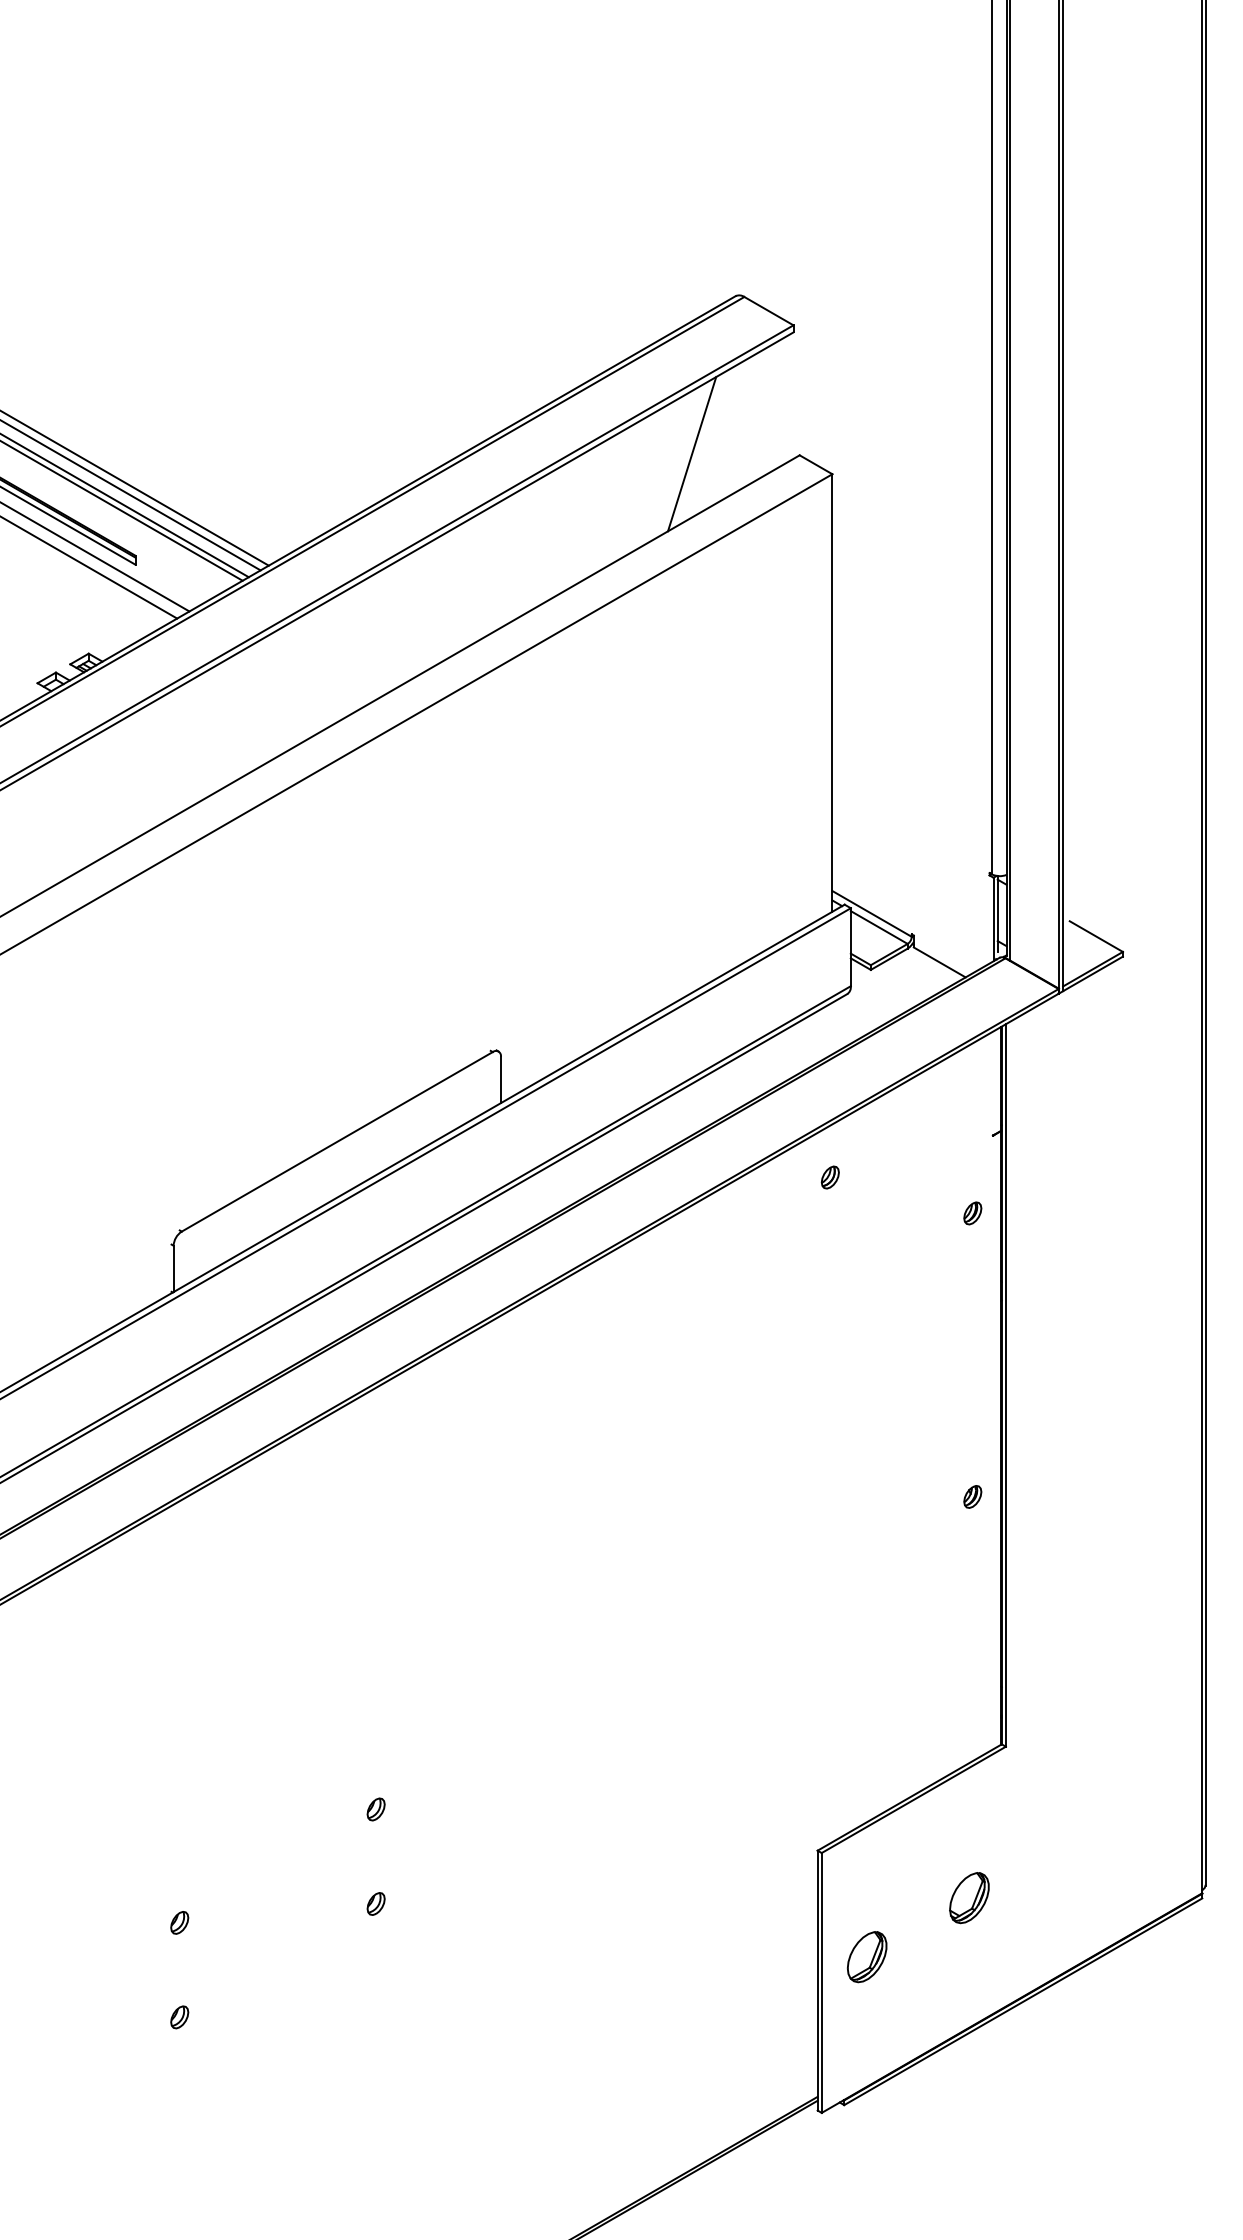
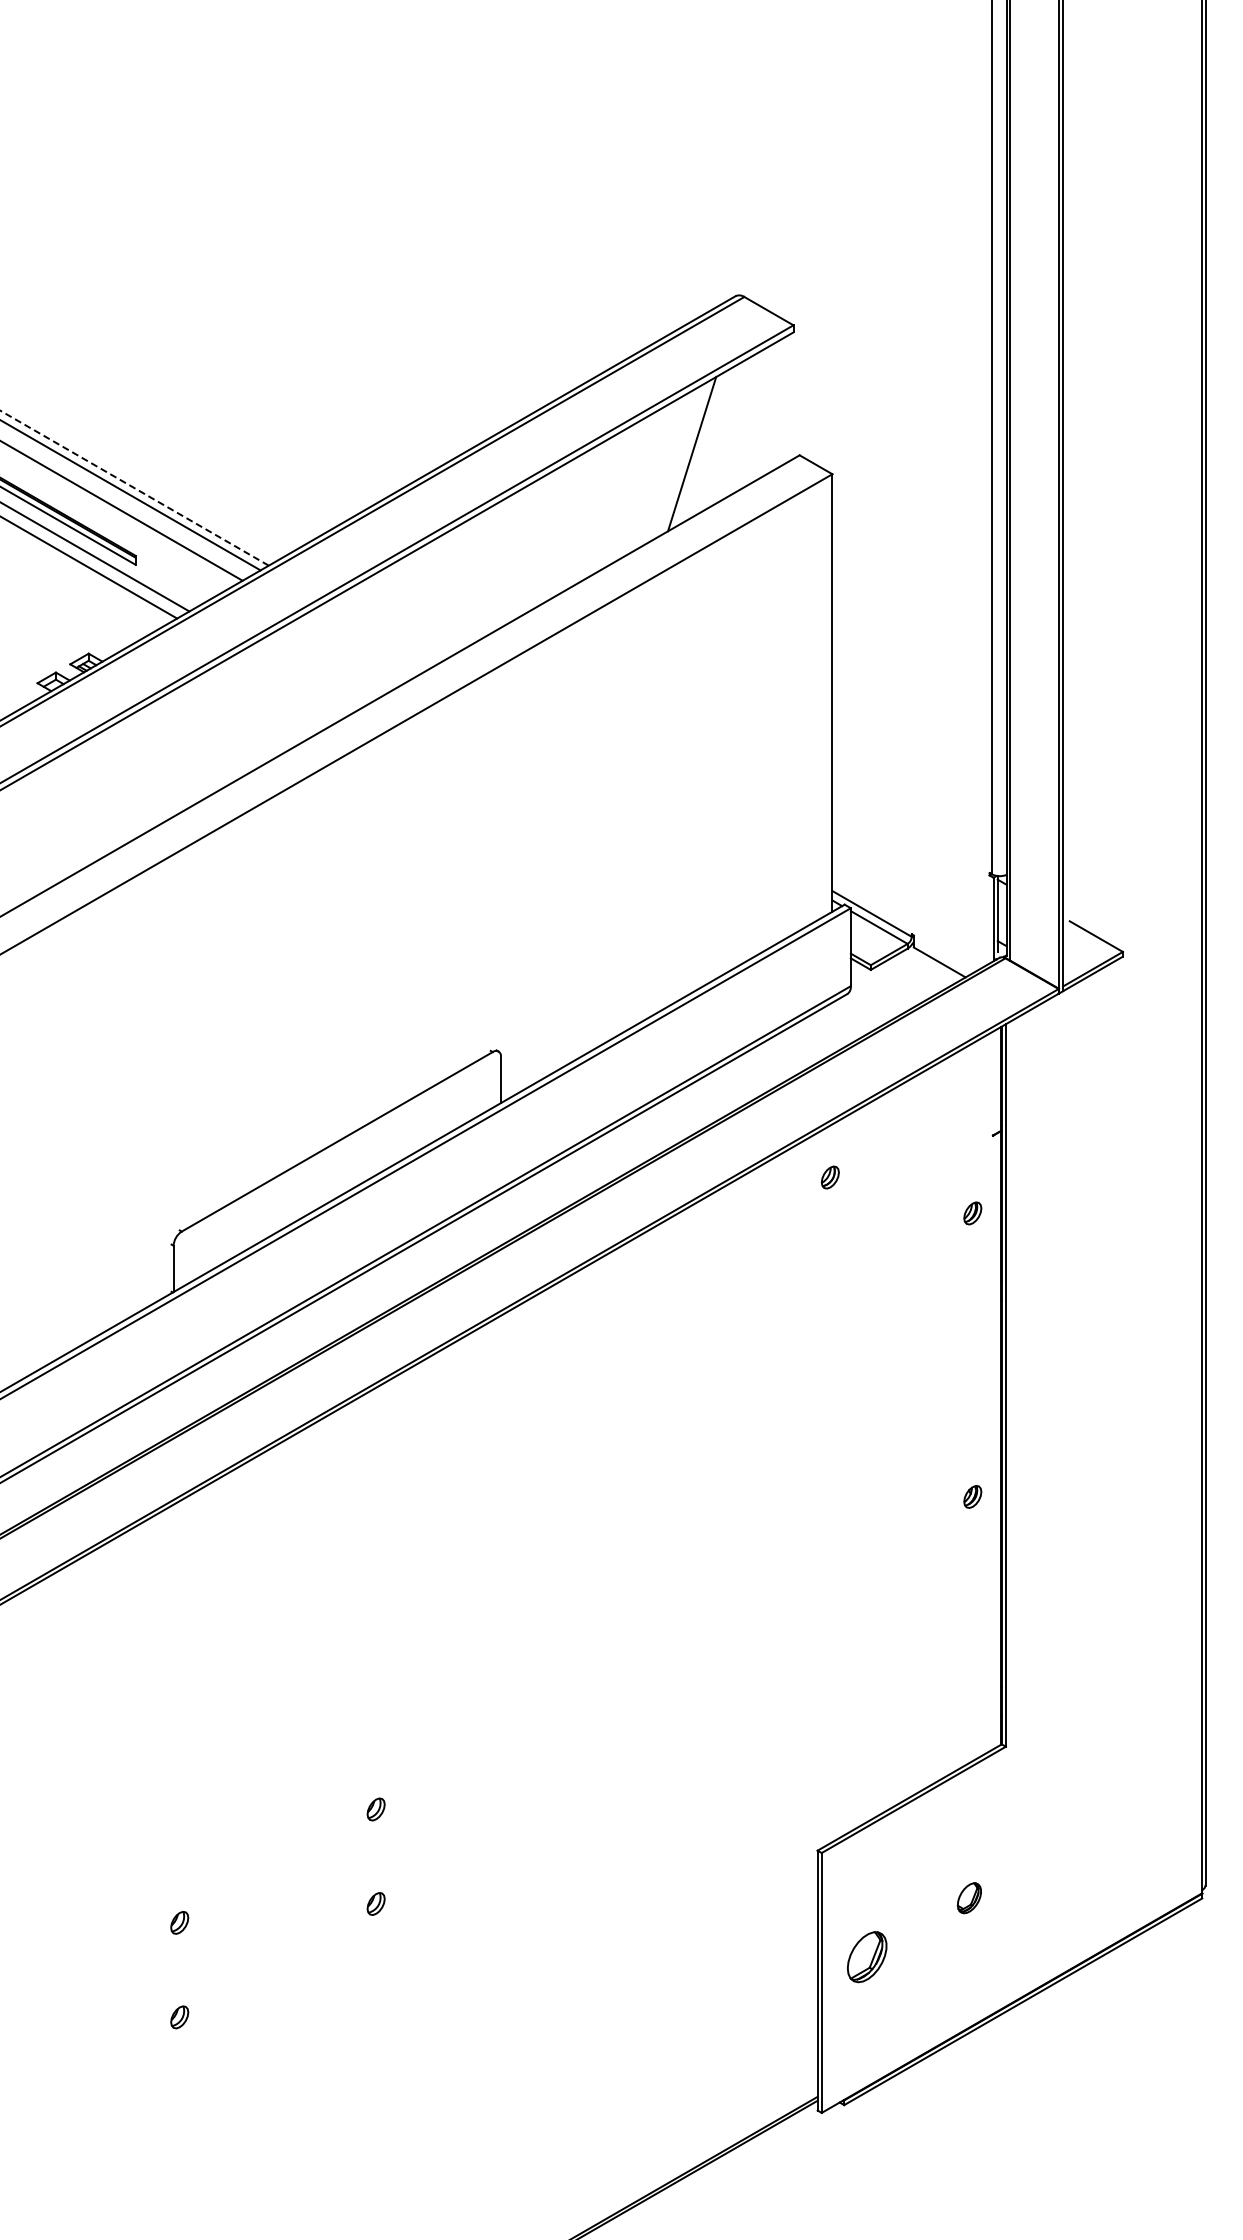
line: solid -> dashed (134, 488)
line: present -> none (125, 506)
part size: 41x53 px -> 26x33 px (968, 1898)
